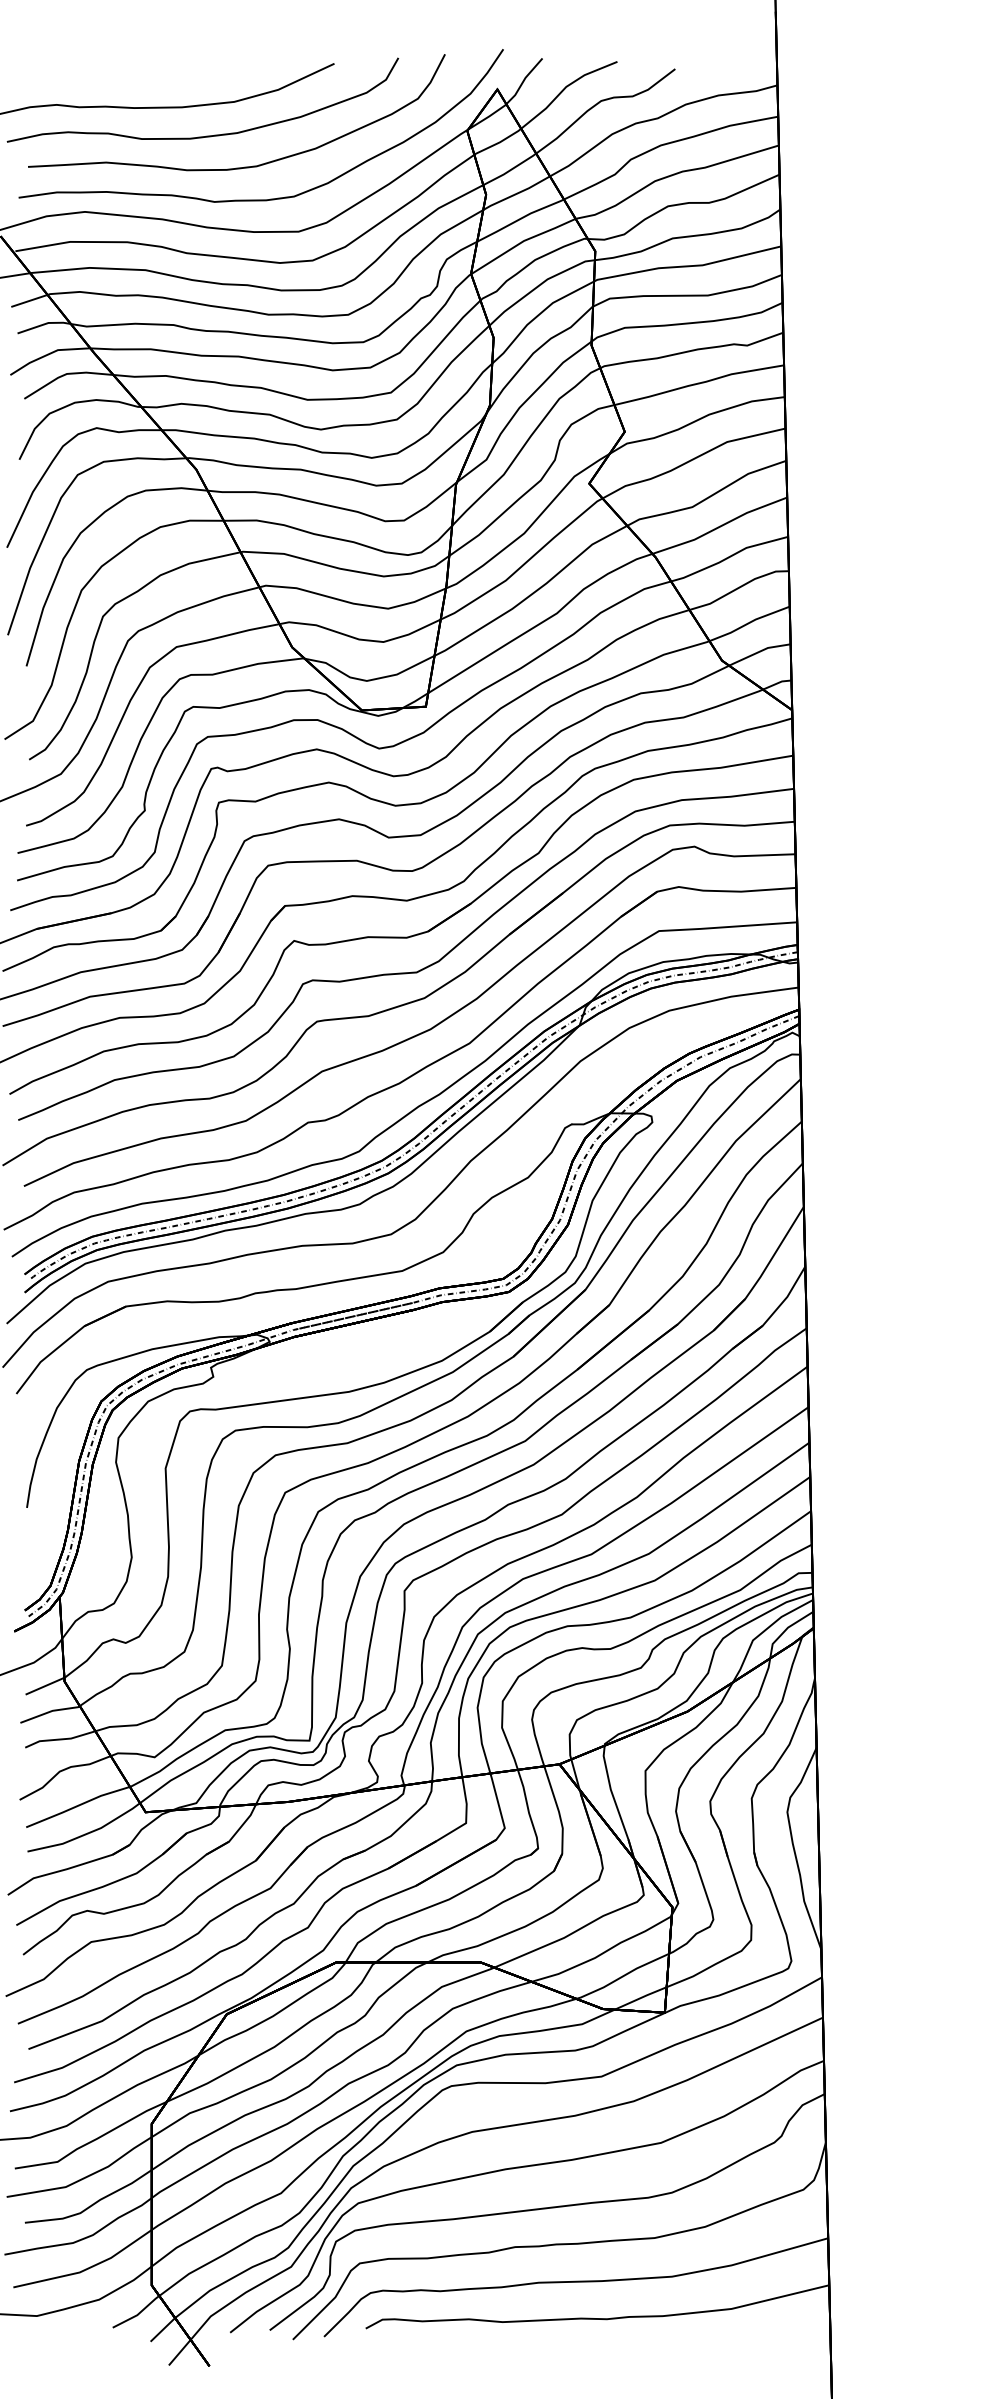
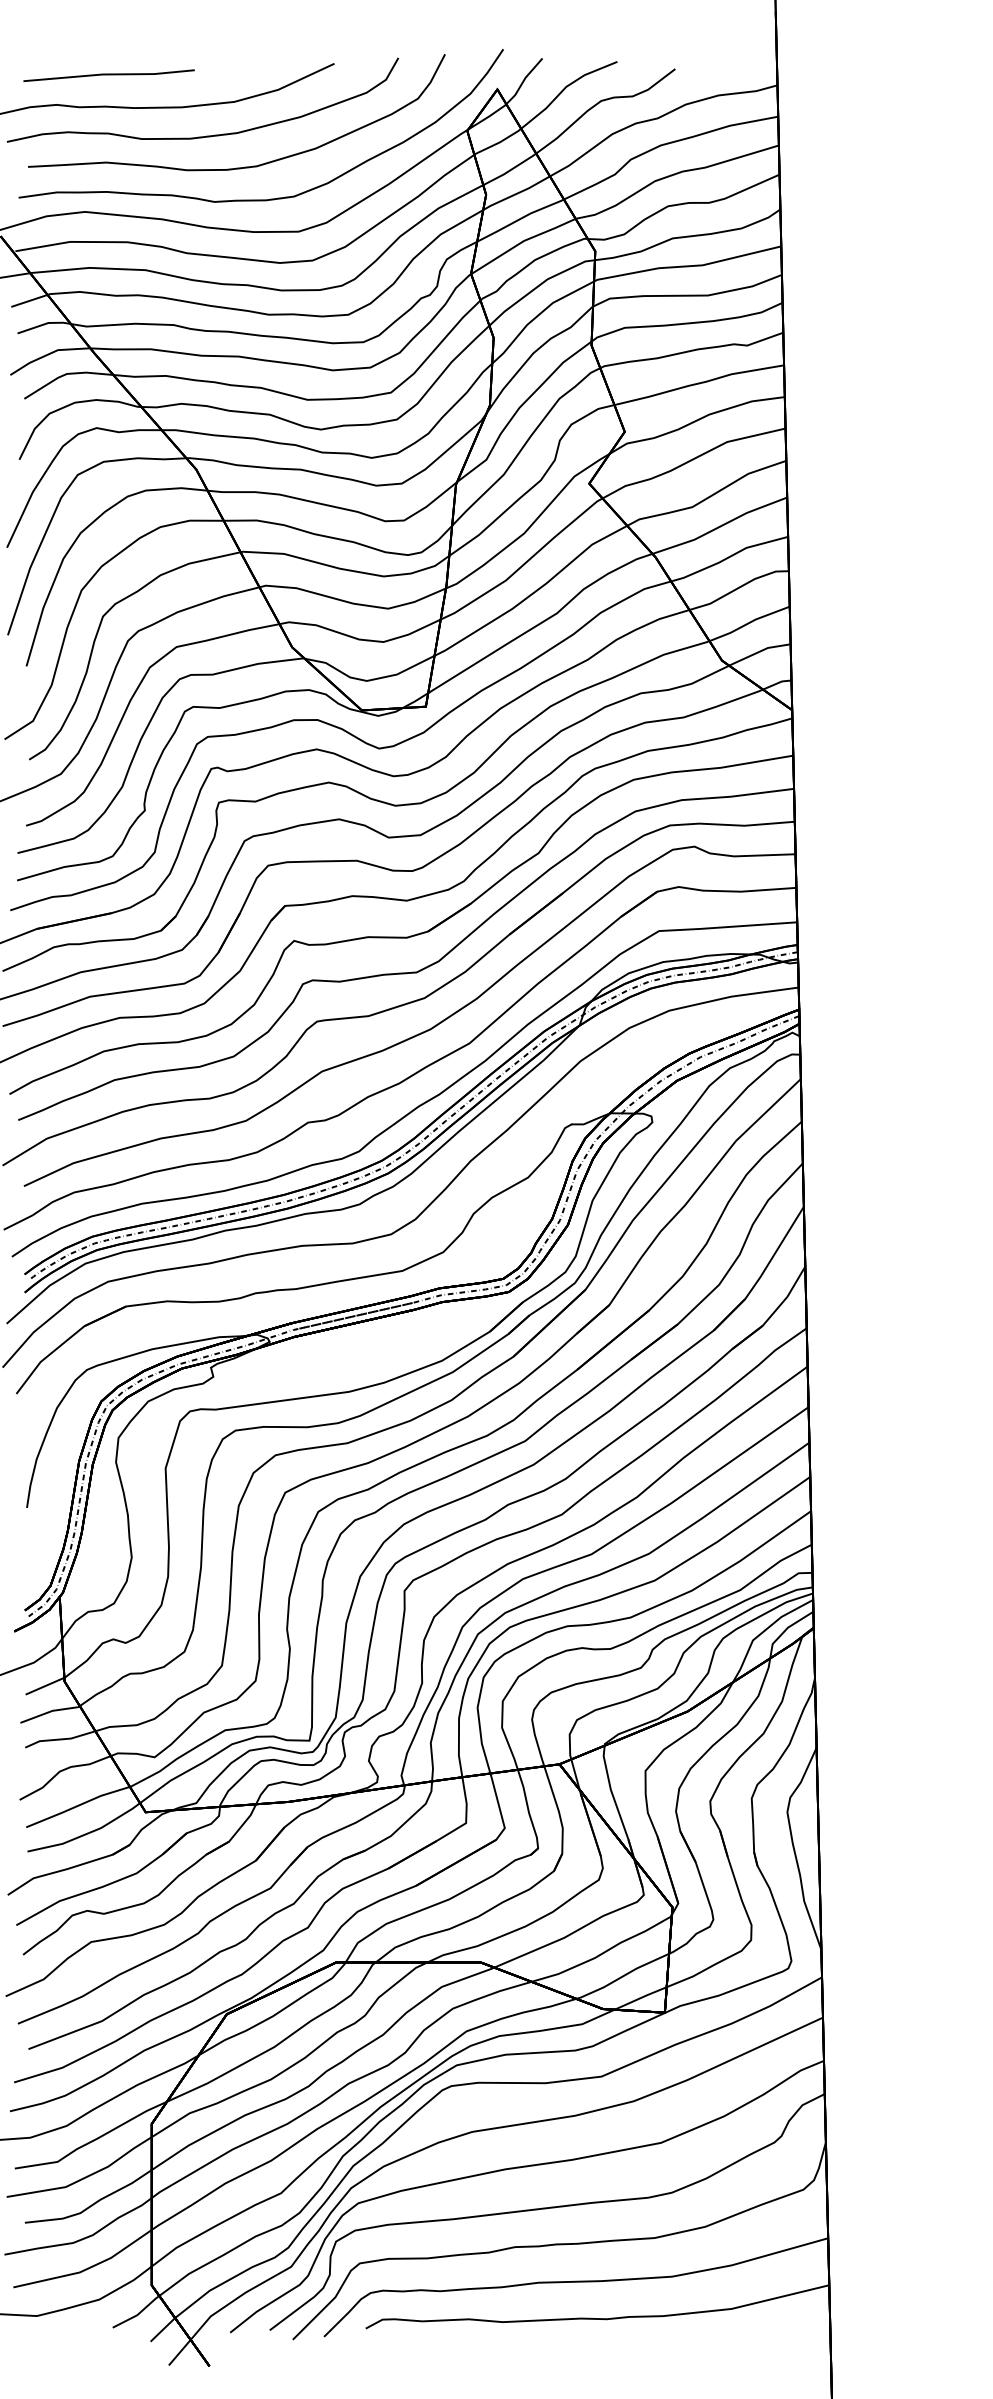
line: none -> present (108, 75)
